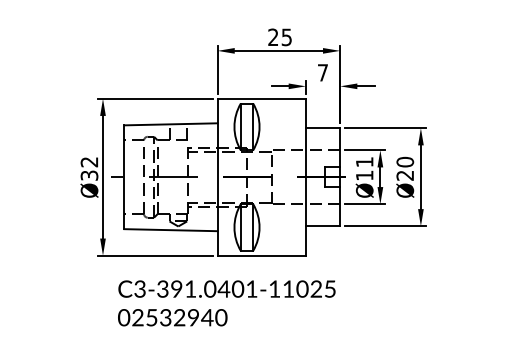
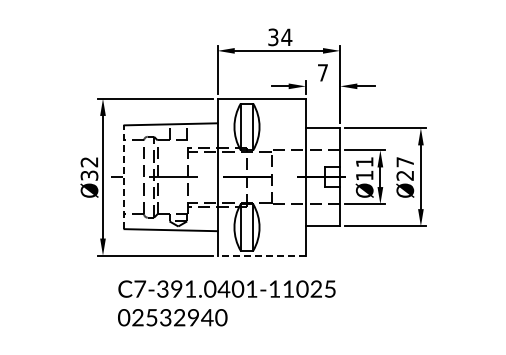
text: 25 -> 34 (280, 37)
text: Ø20 -> Ø27 (405, 161)
line: solid -> dashed (124, 177)
line: solid -> dashed (261, 255)
text: C3-391.0401-11025 -> C7-391.0401-11025 (140, 288)
